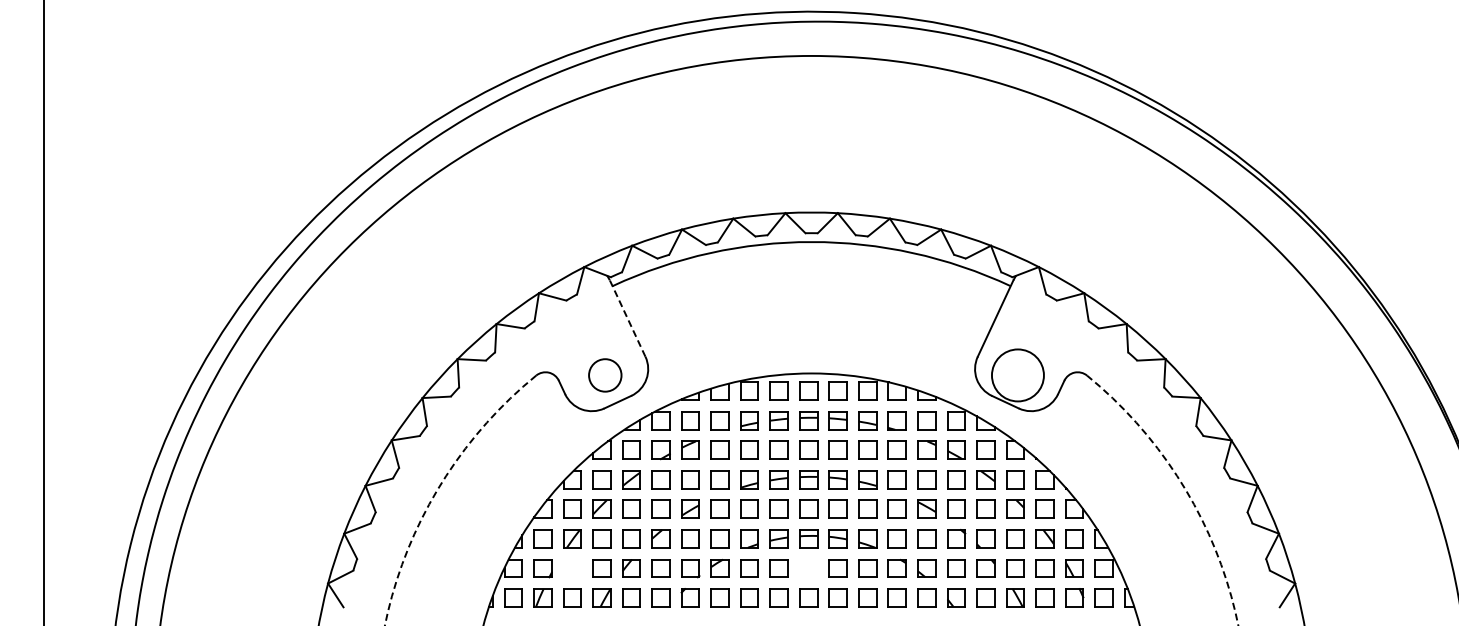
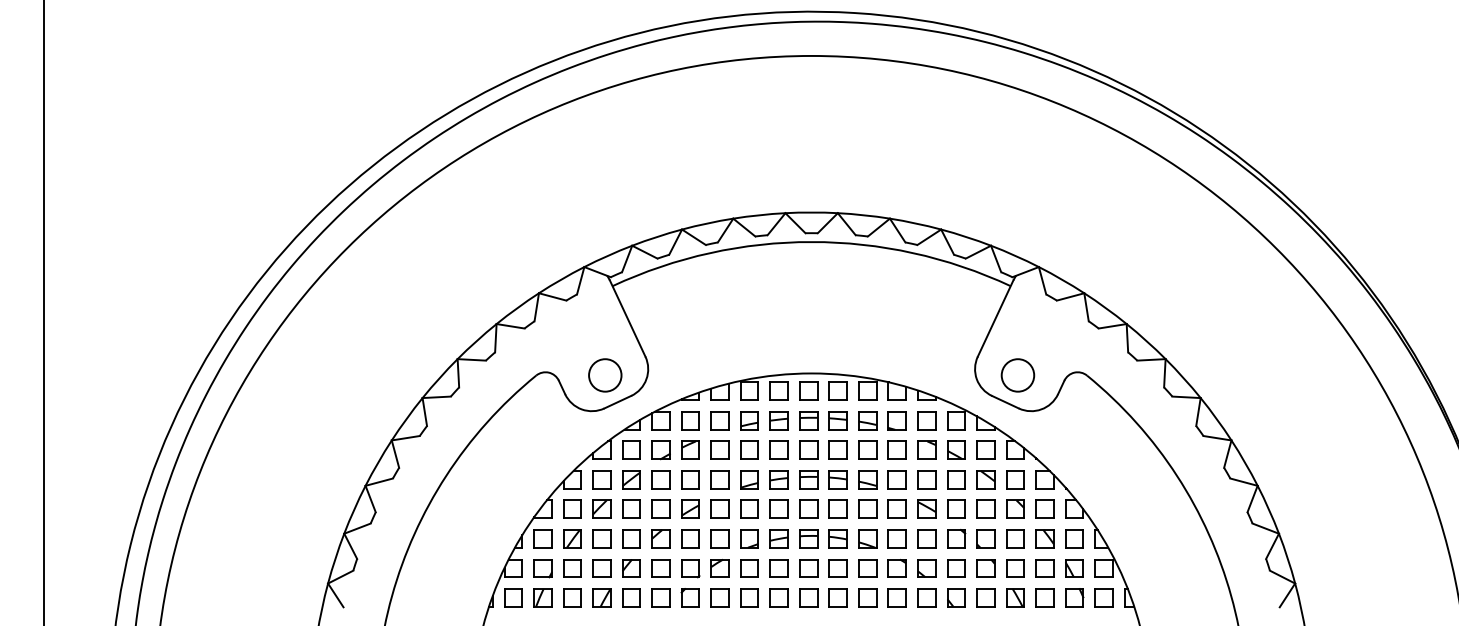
line: dashed -> solid (627, 318)
circle diameter: 52 px -> 32 px (1017, 375)
part: none -> present (572, 568)
part: none -> present (808, 568)
arc: dashed -> solid (1238, 625)
